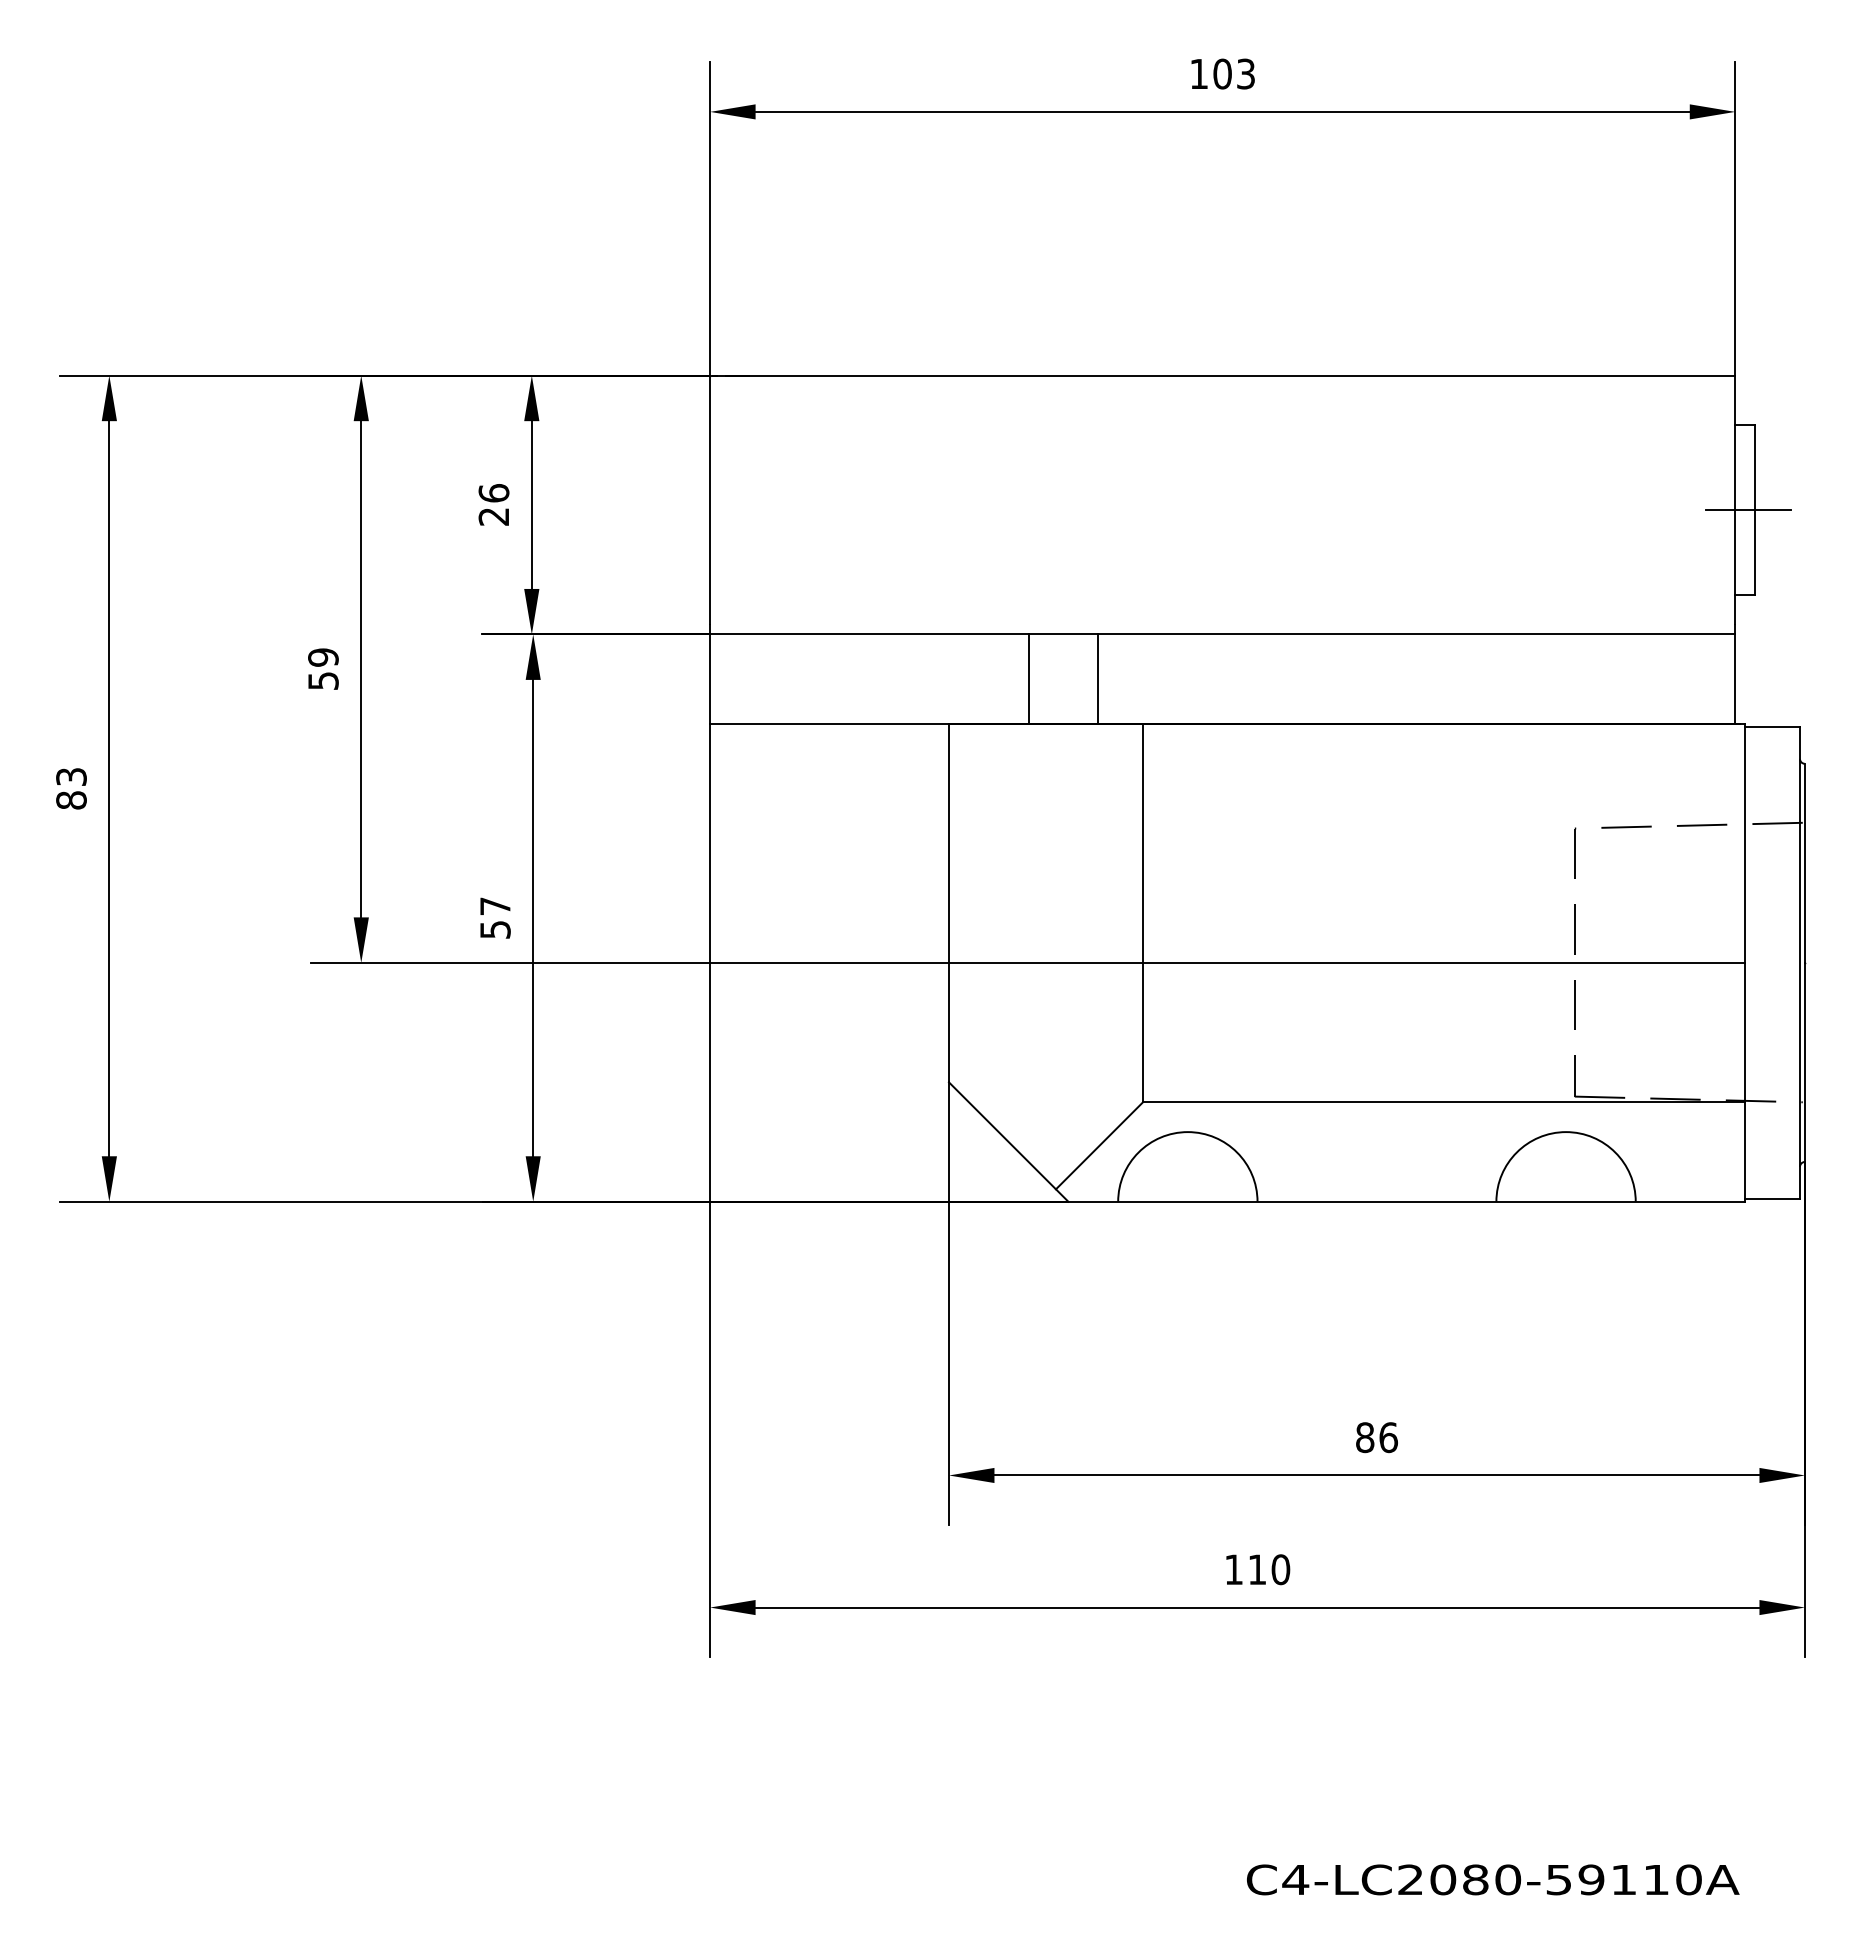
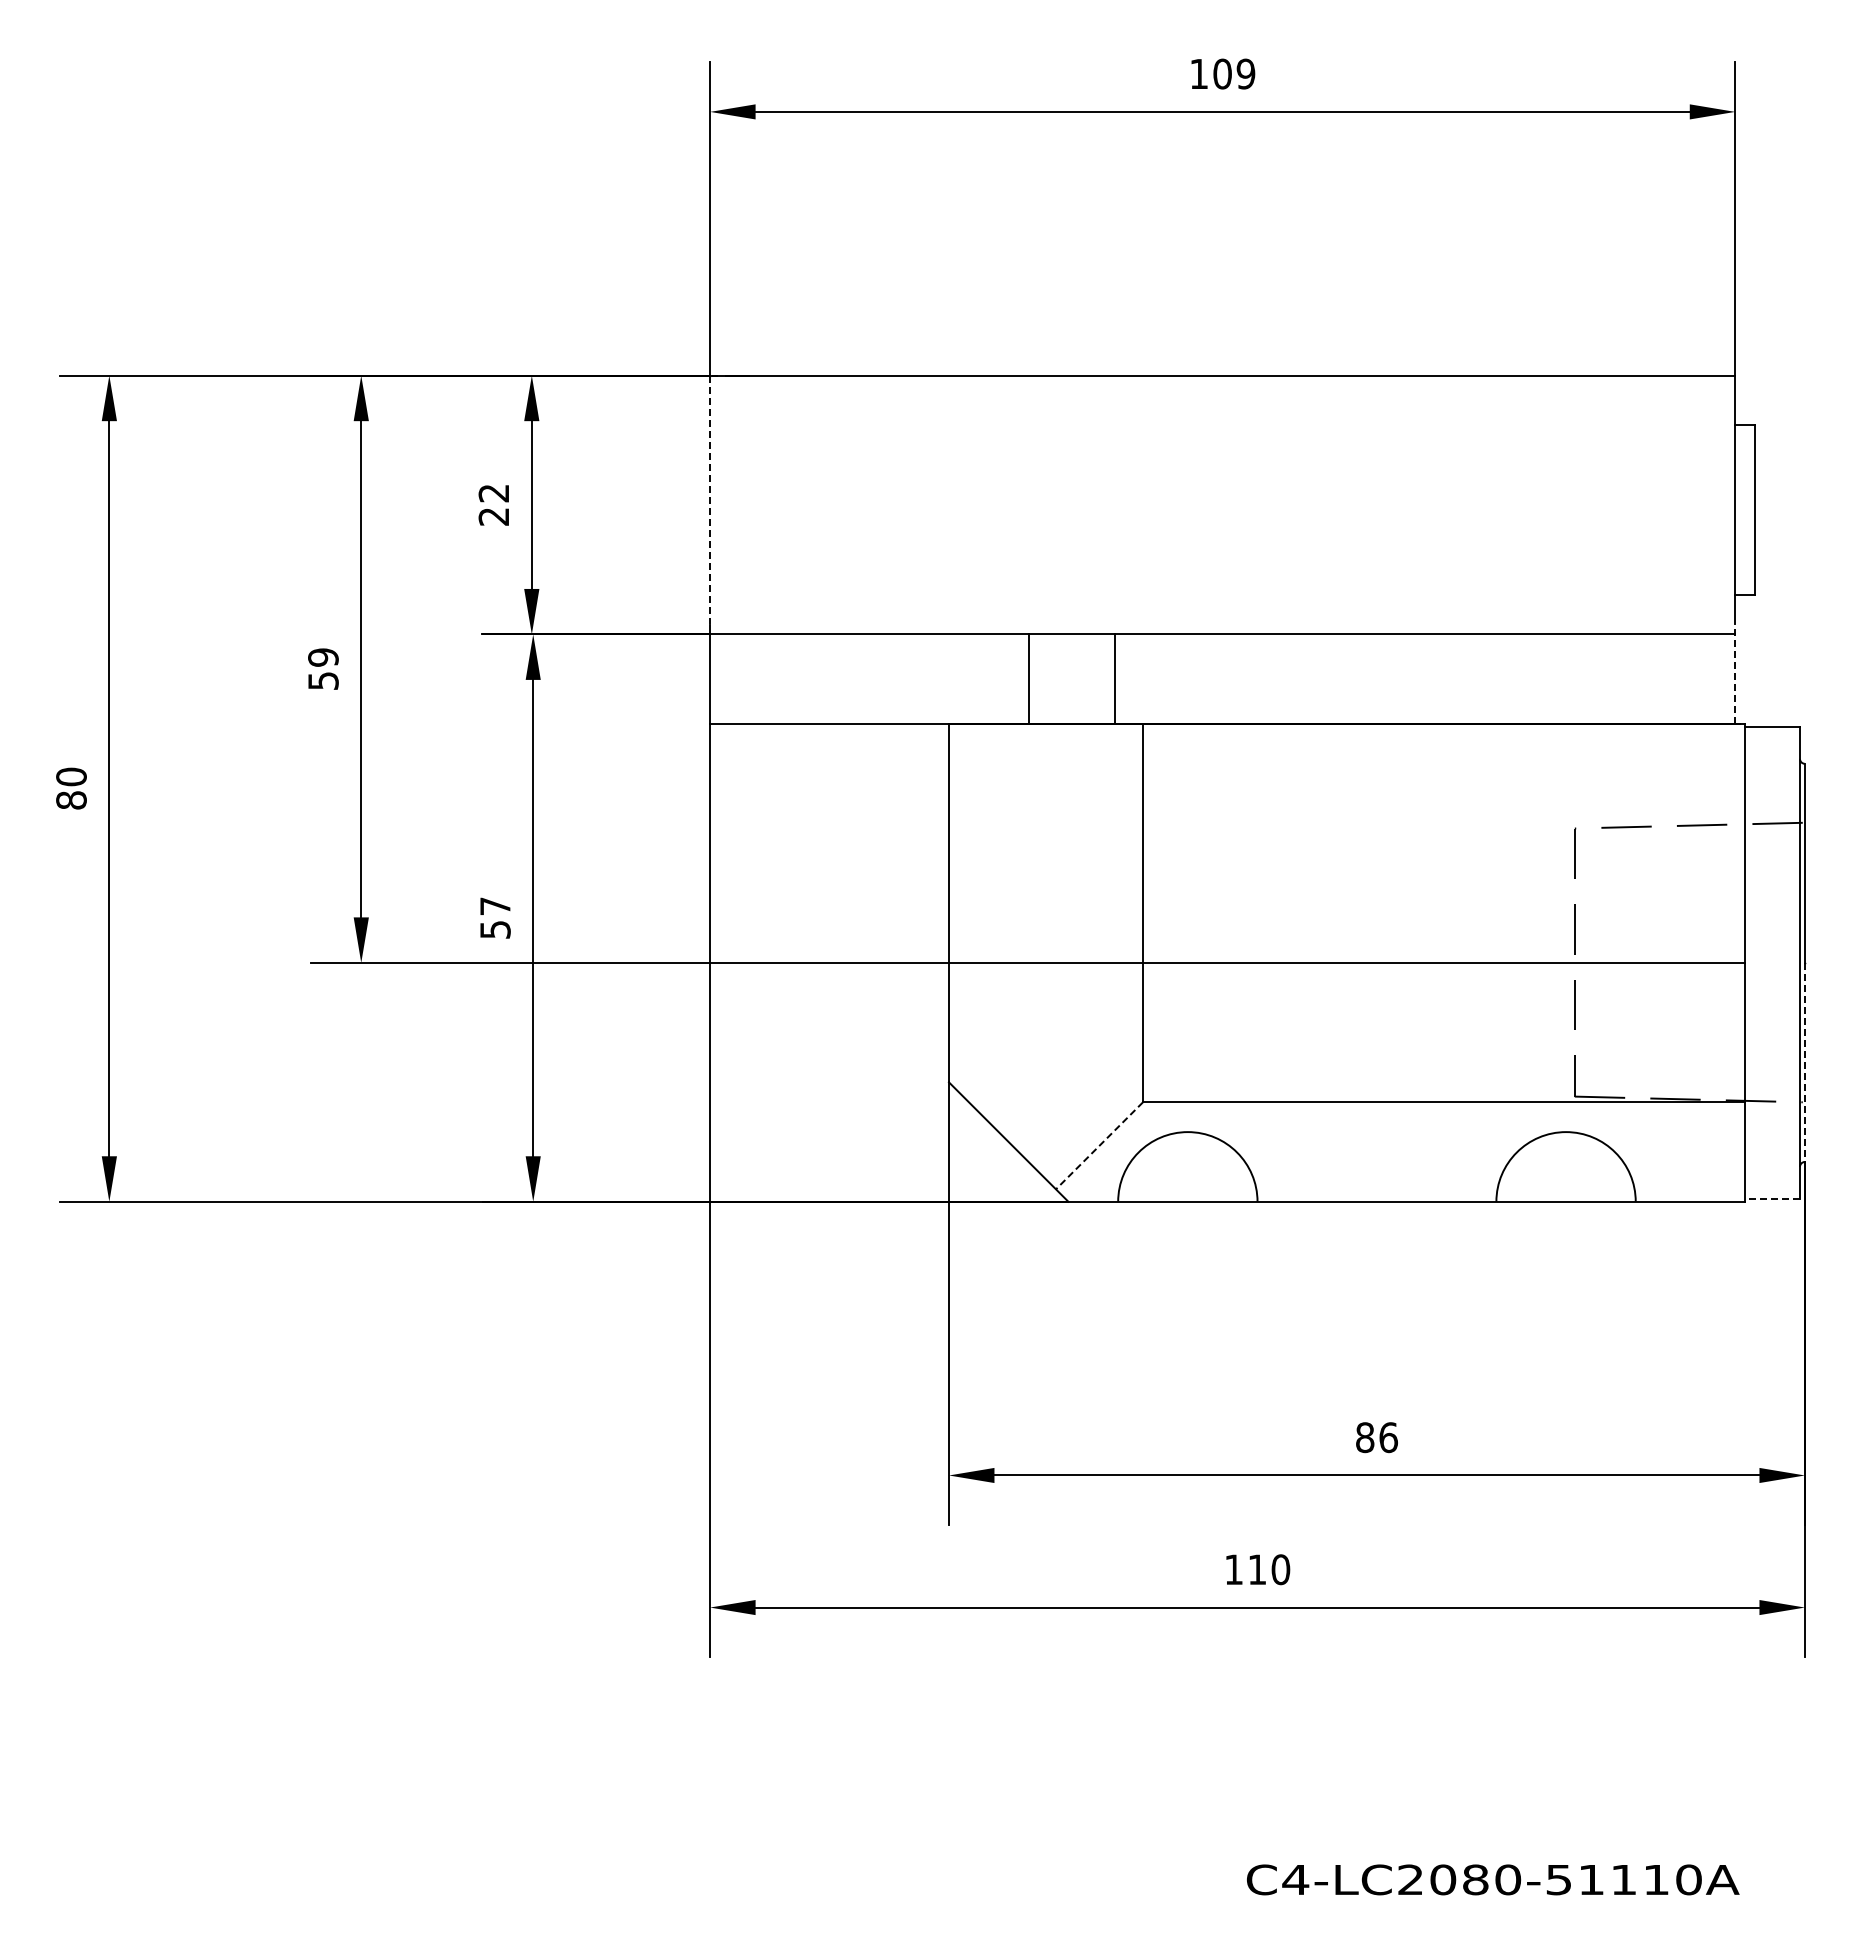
text: 103 -> 109 (1245, 73)
text: 26 -> 22 (493, 493)
line: solid -> dashed (710, 500)
line: present -> none (1748, 510)
line: solid -> dashed (1735, 674)
line position: (1098, 679) -> (1115, 679) (1115, 679)
text: 83 -> 80 (71, 776)
line: solid -> dashed (1804, 1062)
line: solid -> dashed (1099, 1145)
line: solid -> dashed (1772, 1199)
text: C4-LC2080-59110A -> C4-LC2080-51110A (1591, 1879)
